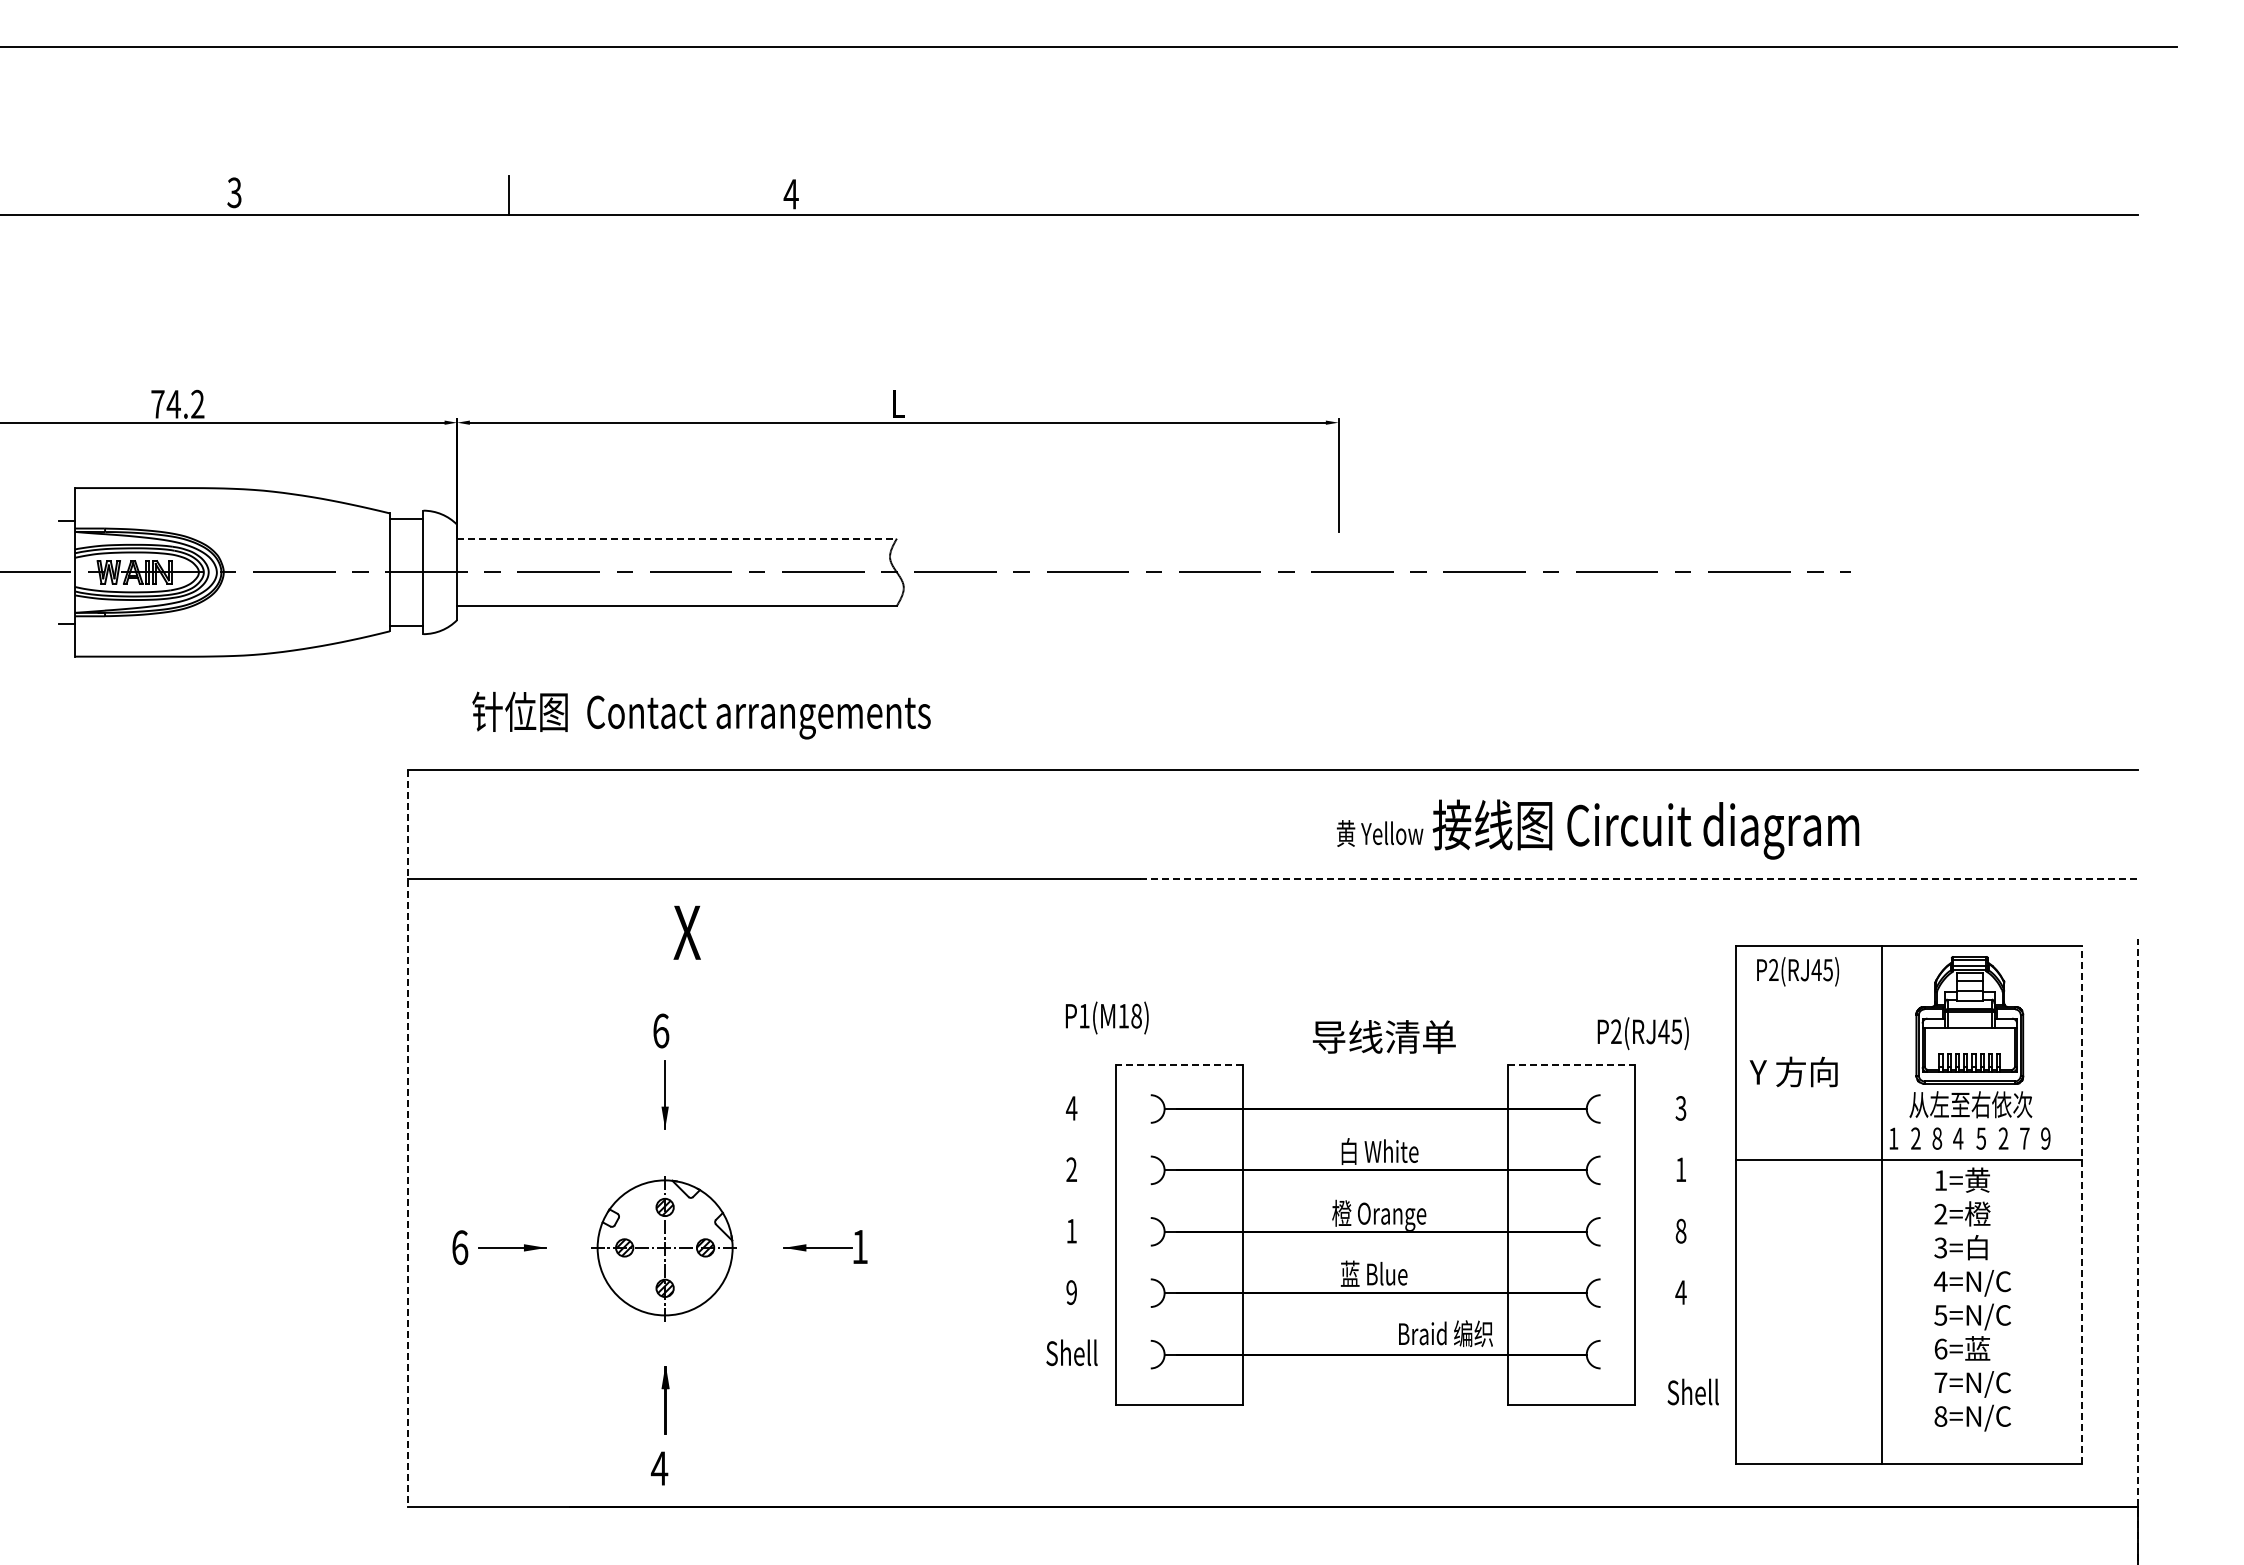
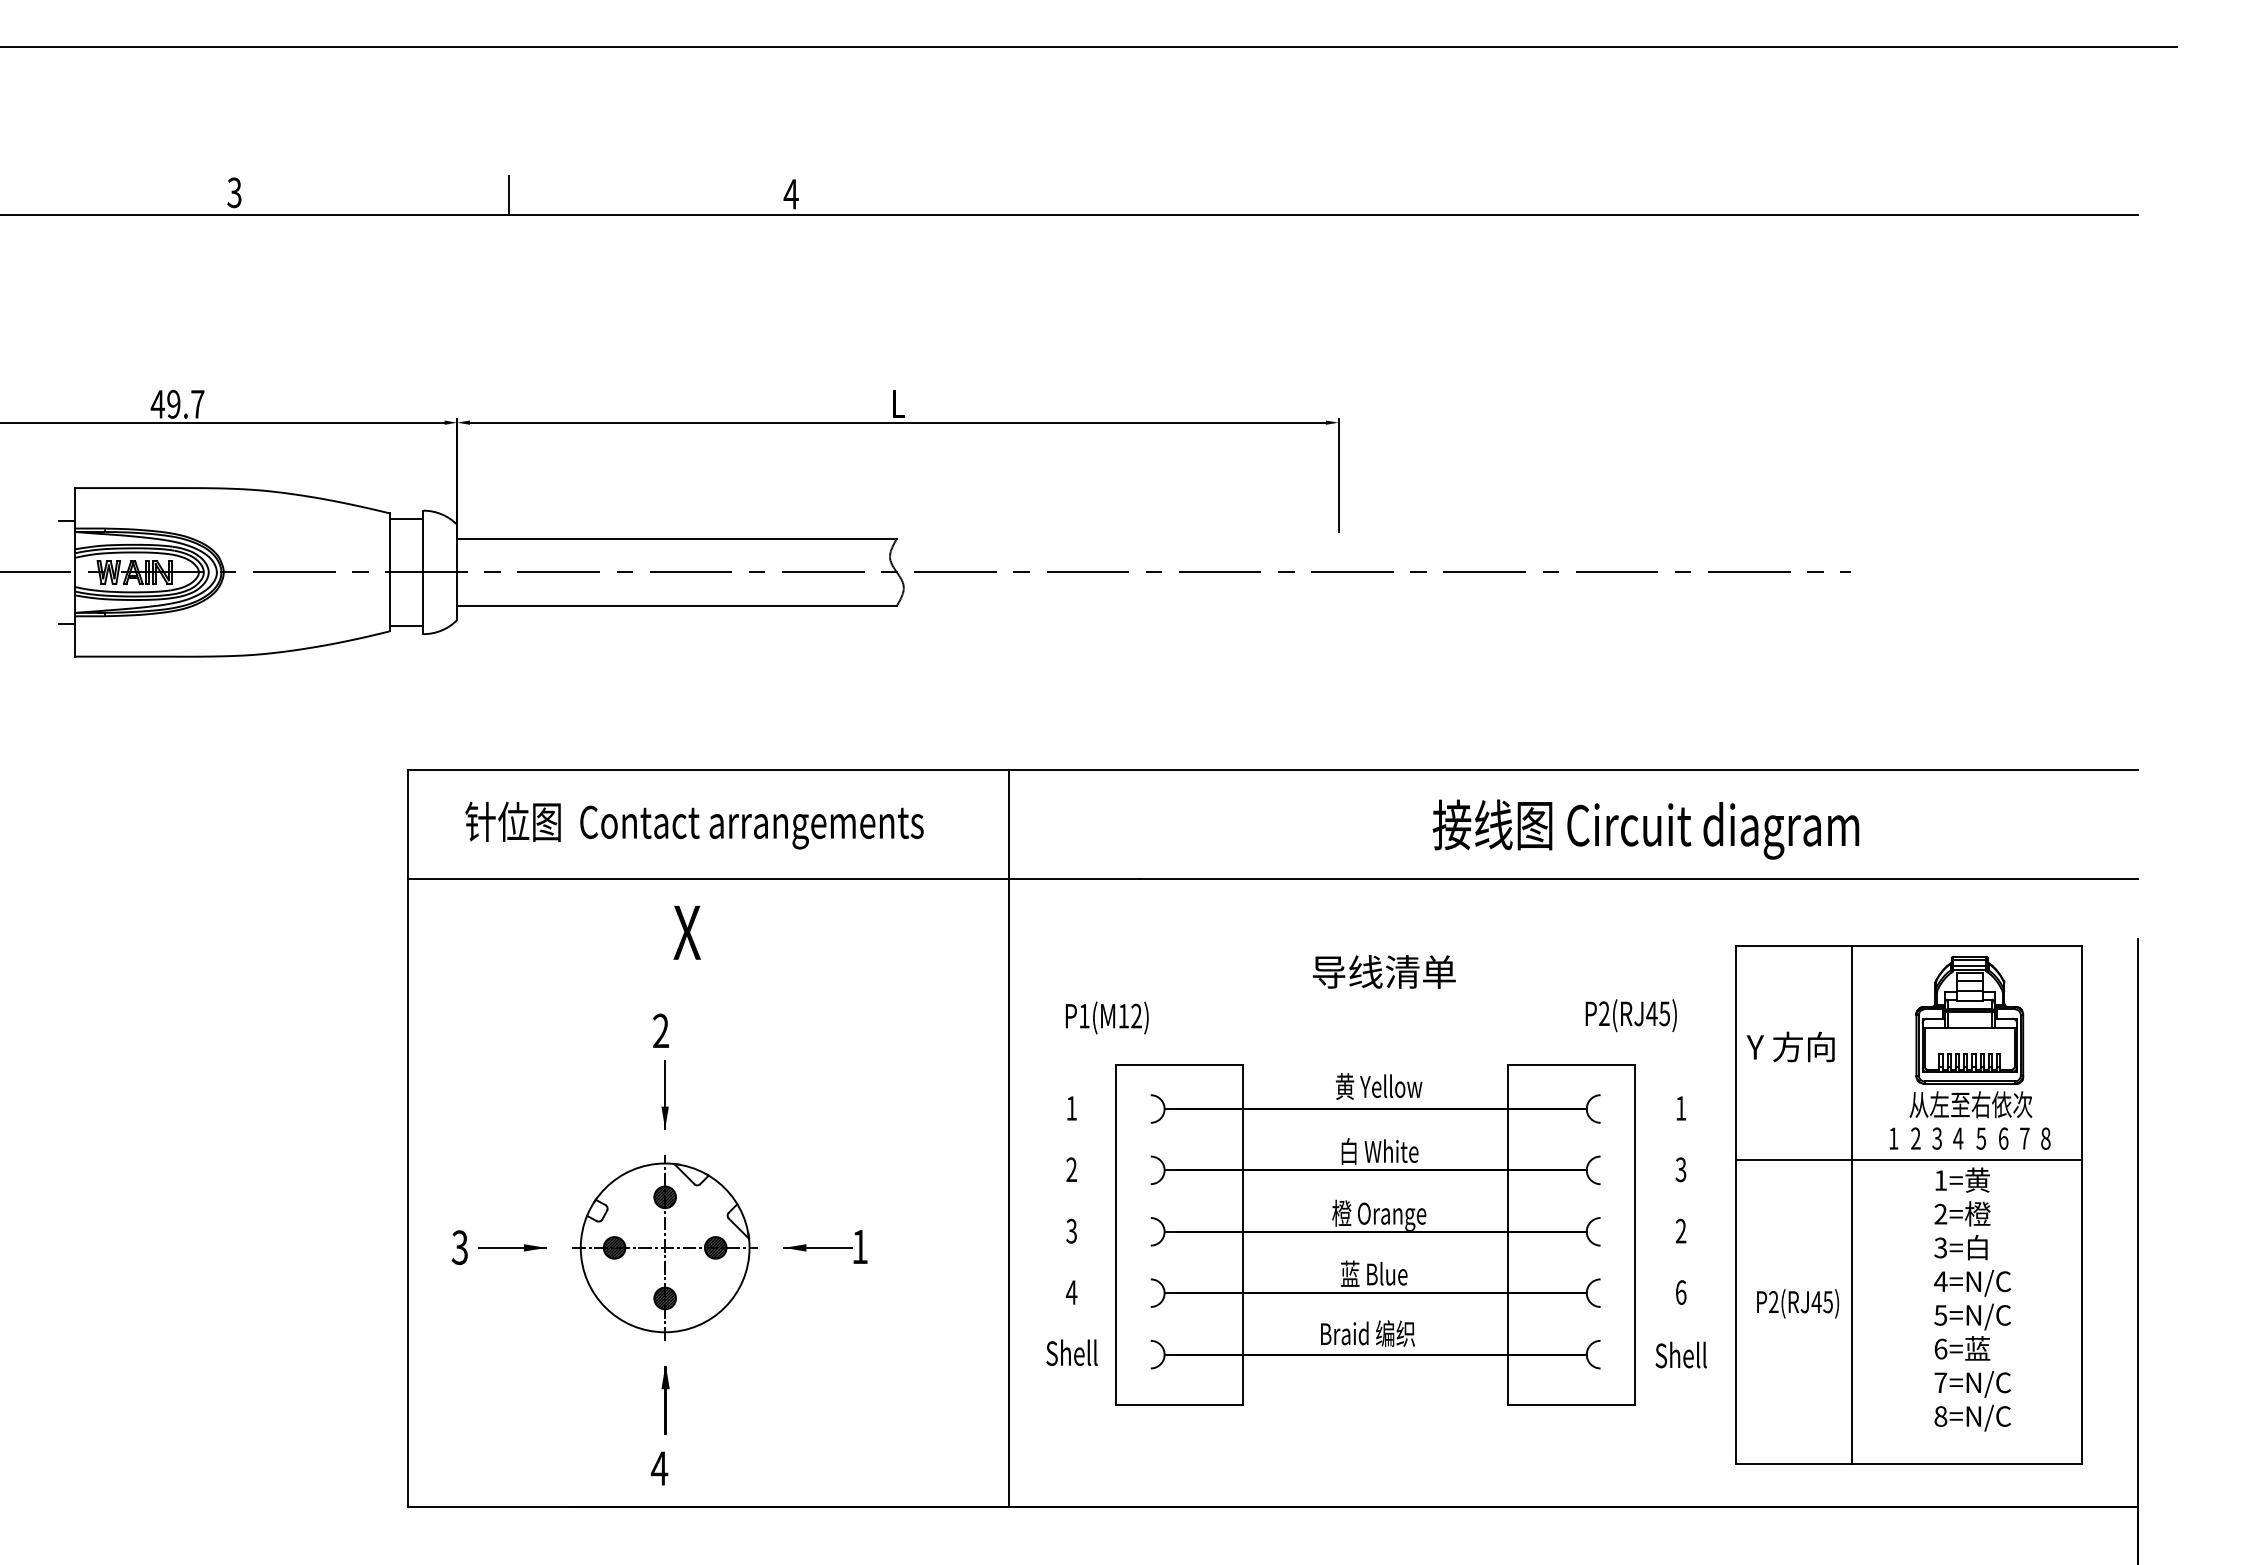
text: 74.2 -> 49.7 (177, 403)
line: dashed -> solid (677, 538)
text position: (701, 715) -> (694, 825) (694, 825)
text position: (1380, 833) -> (1379, 1086) (1379, 1086)
line: dashed -> solid (1638, 878)
text position: (1798, 971) -> (1798, 1303) (1798, 1303)
text: P1(M18) -> P1(M12) (1136, 1015)
text: 6 -> 2 (661, 1030)
text position: (1642, 1033) -> (1630, 1015) (1630, 1015)
text position: (1383, 1036) -> (1383, 971) (1383, 971)
line: dashed -> solid (1179, 1064)
line: dashed -> solid (1571, 1064)
text position: (1793, 1071) -> (1790, 1046) (1790, 1046)
text: 4 -> 1 (1071, 1108)
text: 3 -> 1 (1680, 1108)
line: dashed -> solid (407, 1138)
line: none -> present (1009, 1138)
text: 8 -> 3 (1937, 1138)
text: 2 -> 6 (2003, 1138)
text: 9 -> 8 (2045, 1138)
text: 1 -> 3 (1680, 1169)
line position: (1881, 1205) -> (1851, 1205) (1851, 1205)
line: dashed -> solid (2082, 1205)
text: 1 -> 3 (1071, 1230)
text: 8 -> 2 (1680, 1230)
text: 6 -> 3 (459, 1247)
part size: 146x146 px -> 186x186 px (664, 1247)
line: dashed -> solid (2137, 1251)
text: 9 -> 4 (1071, 1292)
text: 4 -> 6 (1680, 1292)
text position: (1445, 1333) -> (1367, 1333) (1367, 1333)
text position: (1692, 1391) -> (1680, 1354) (1680, 1354)
